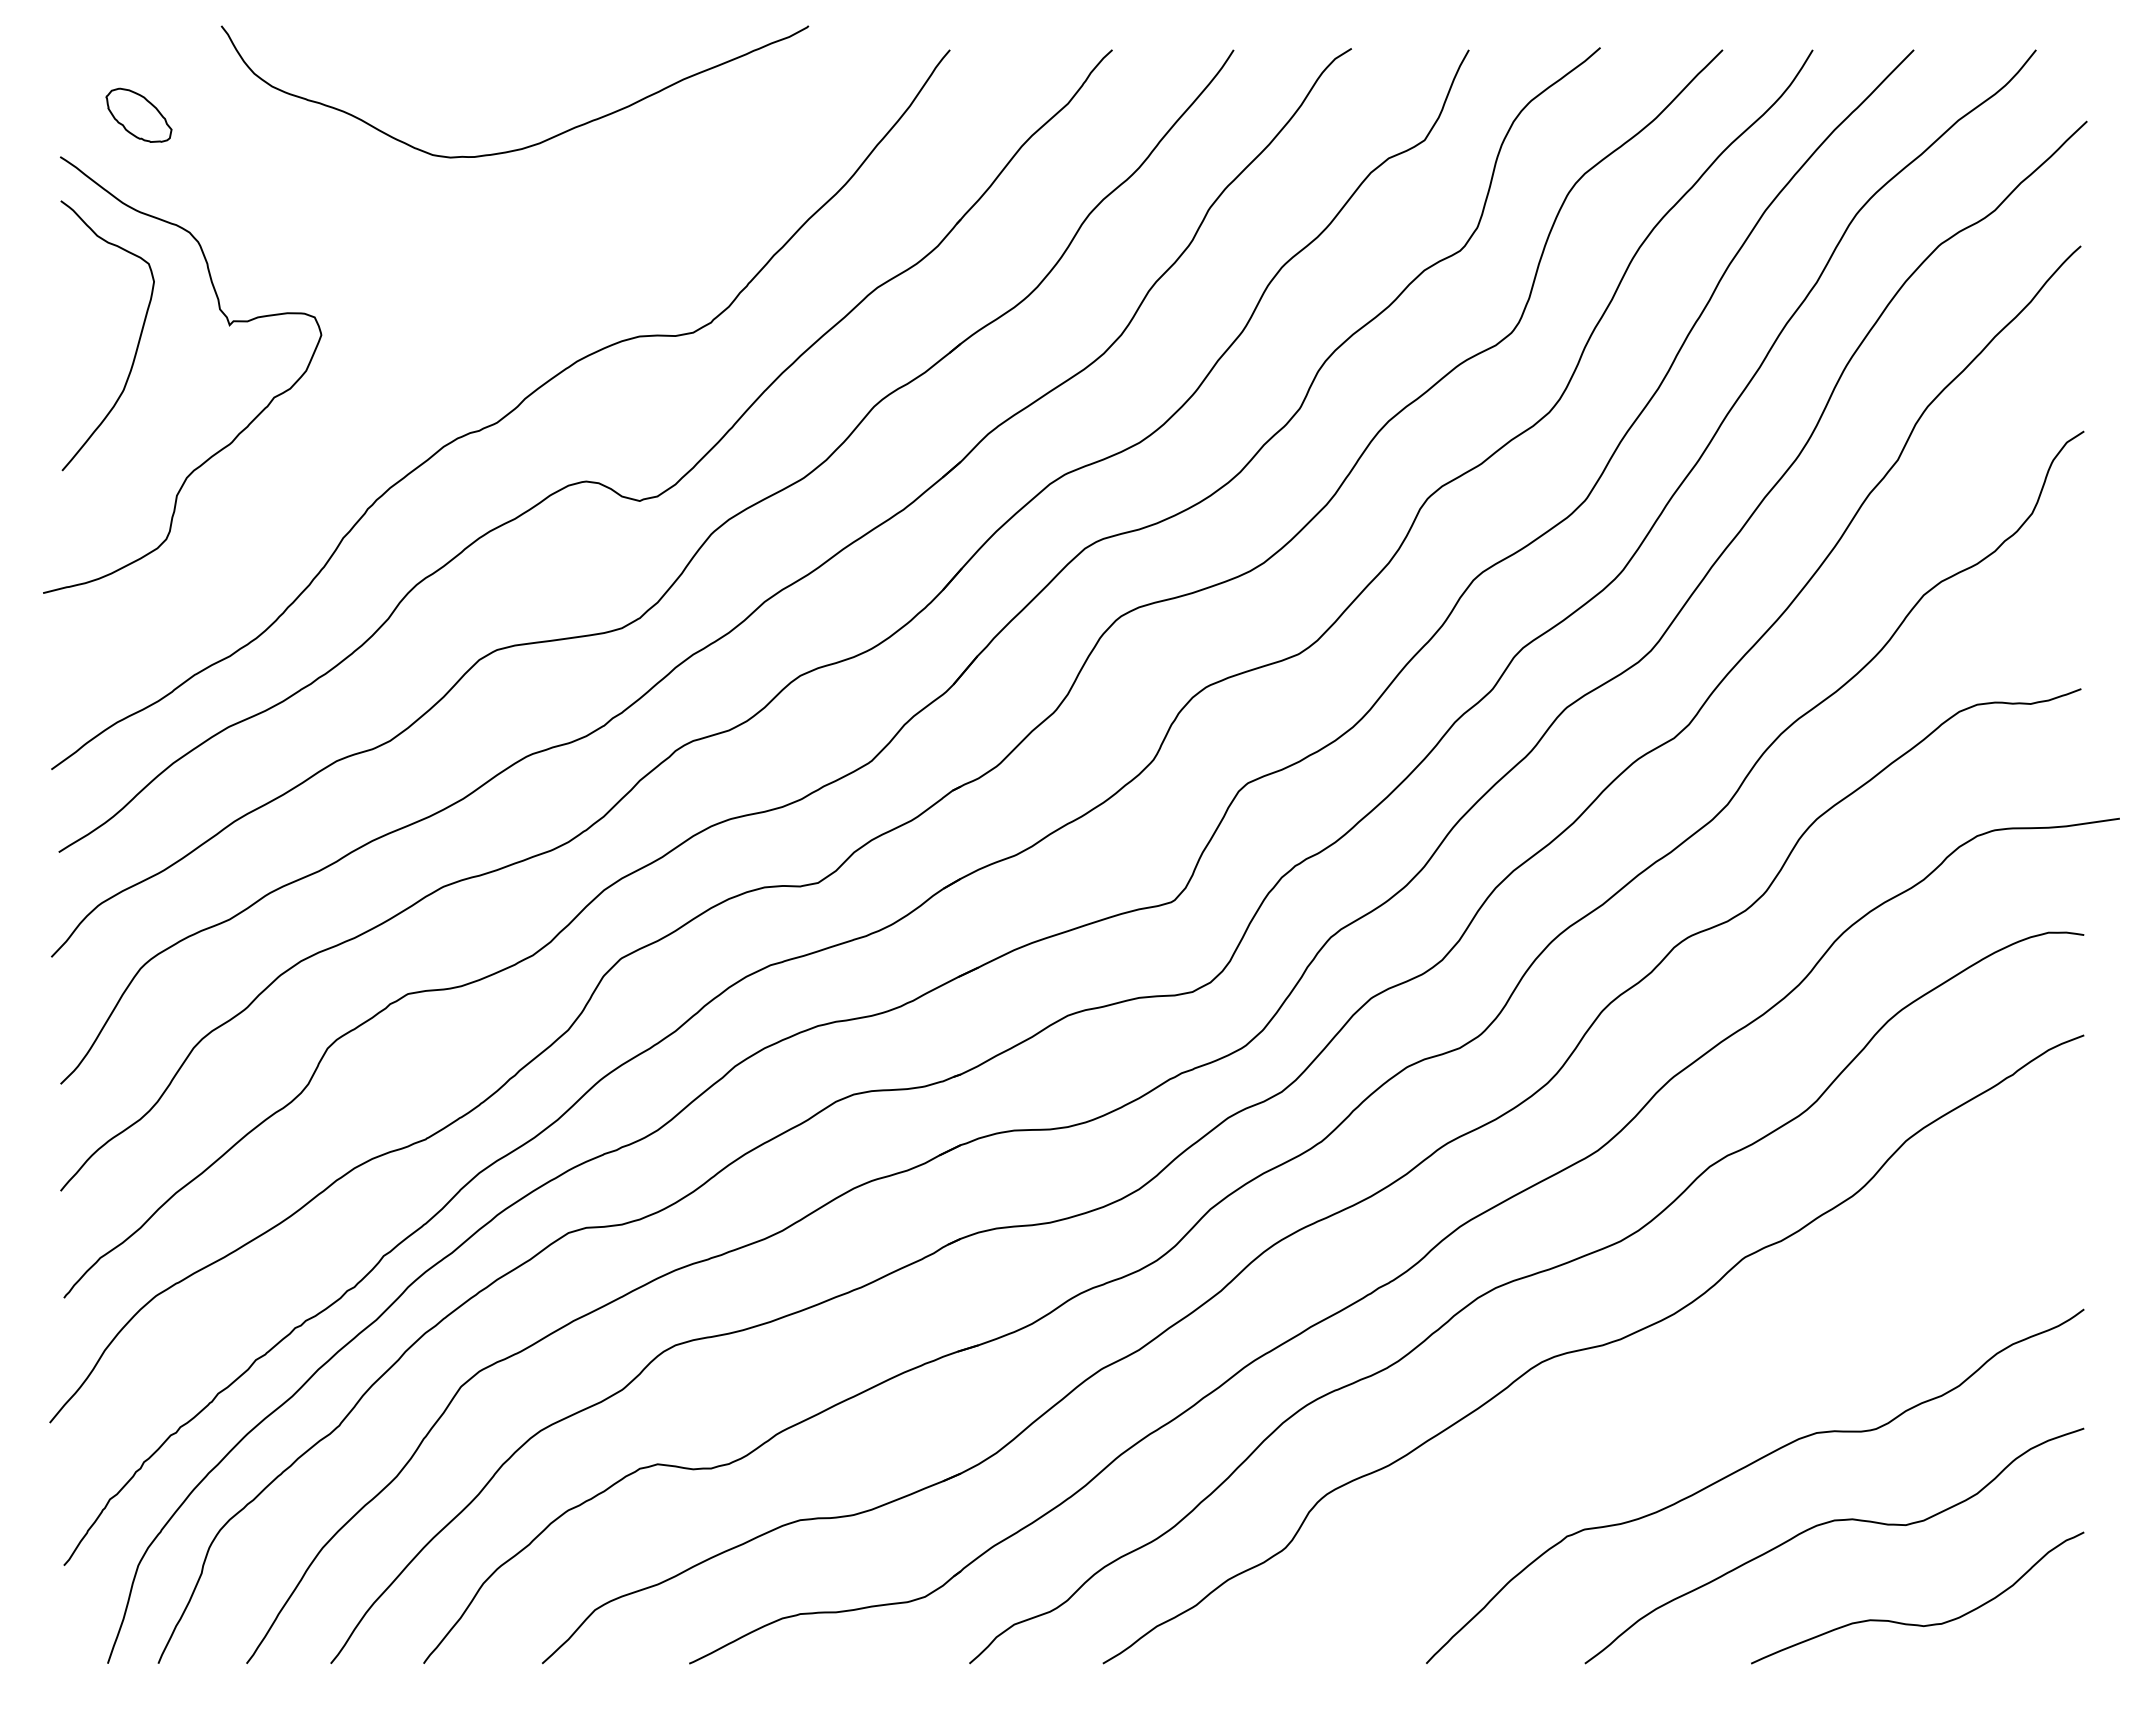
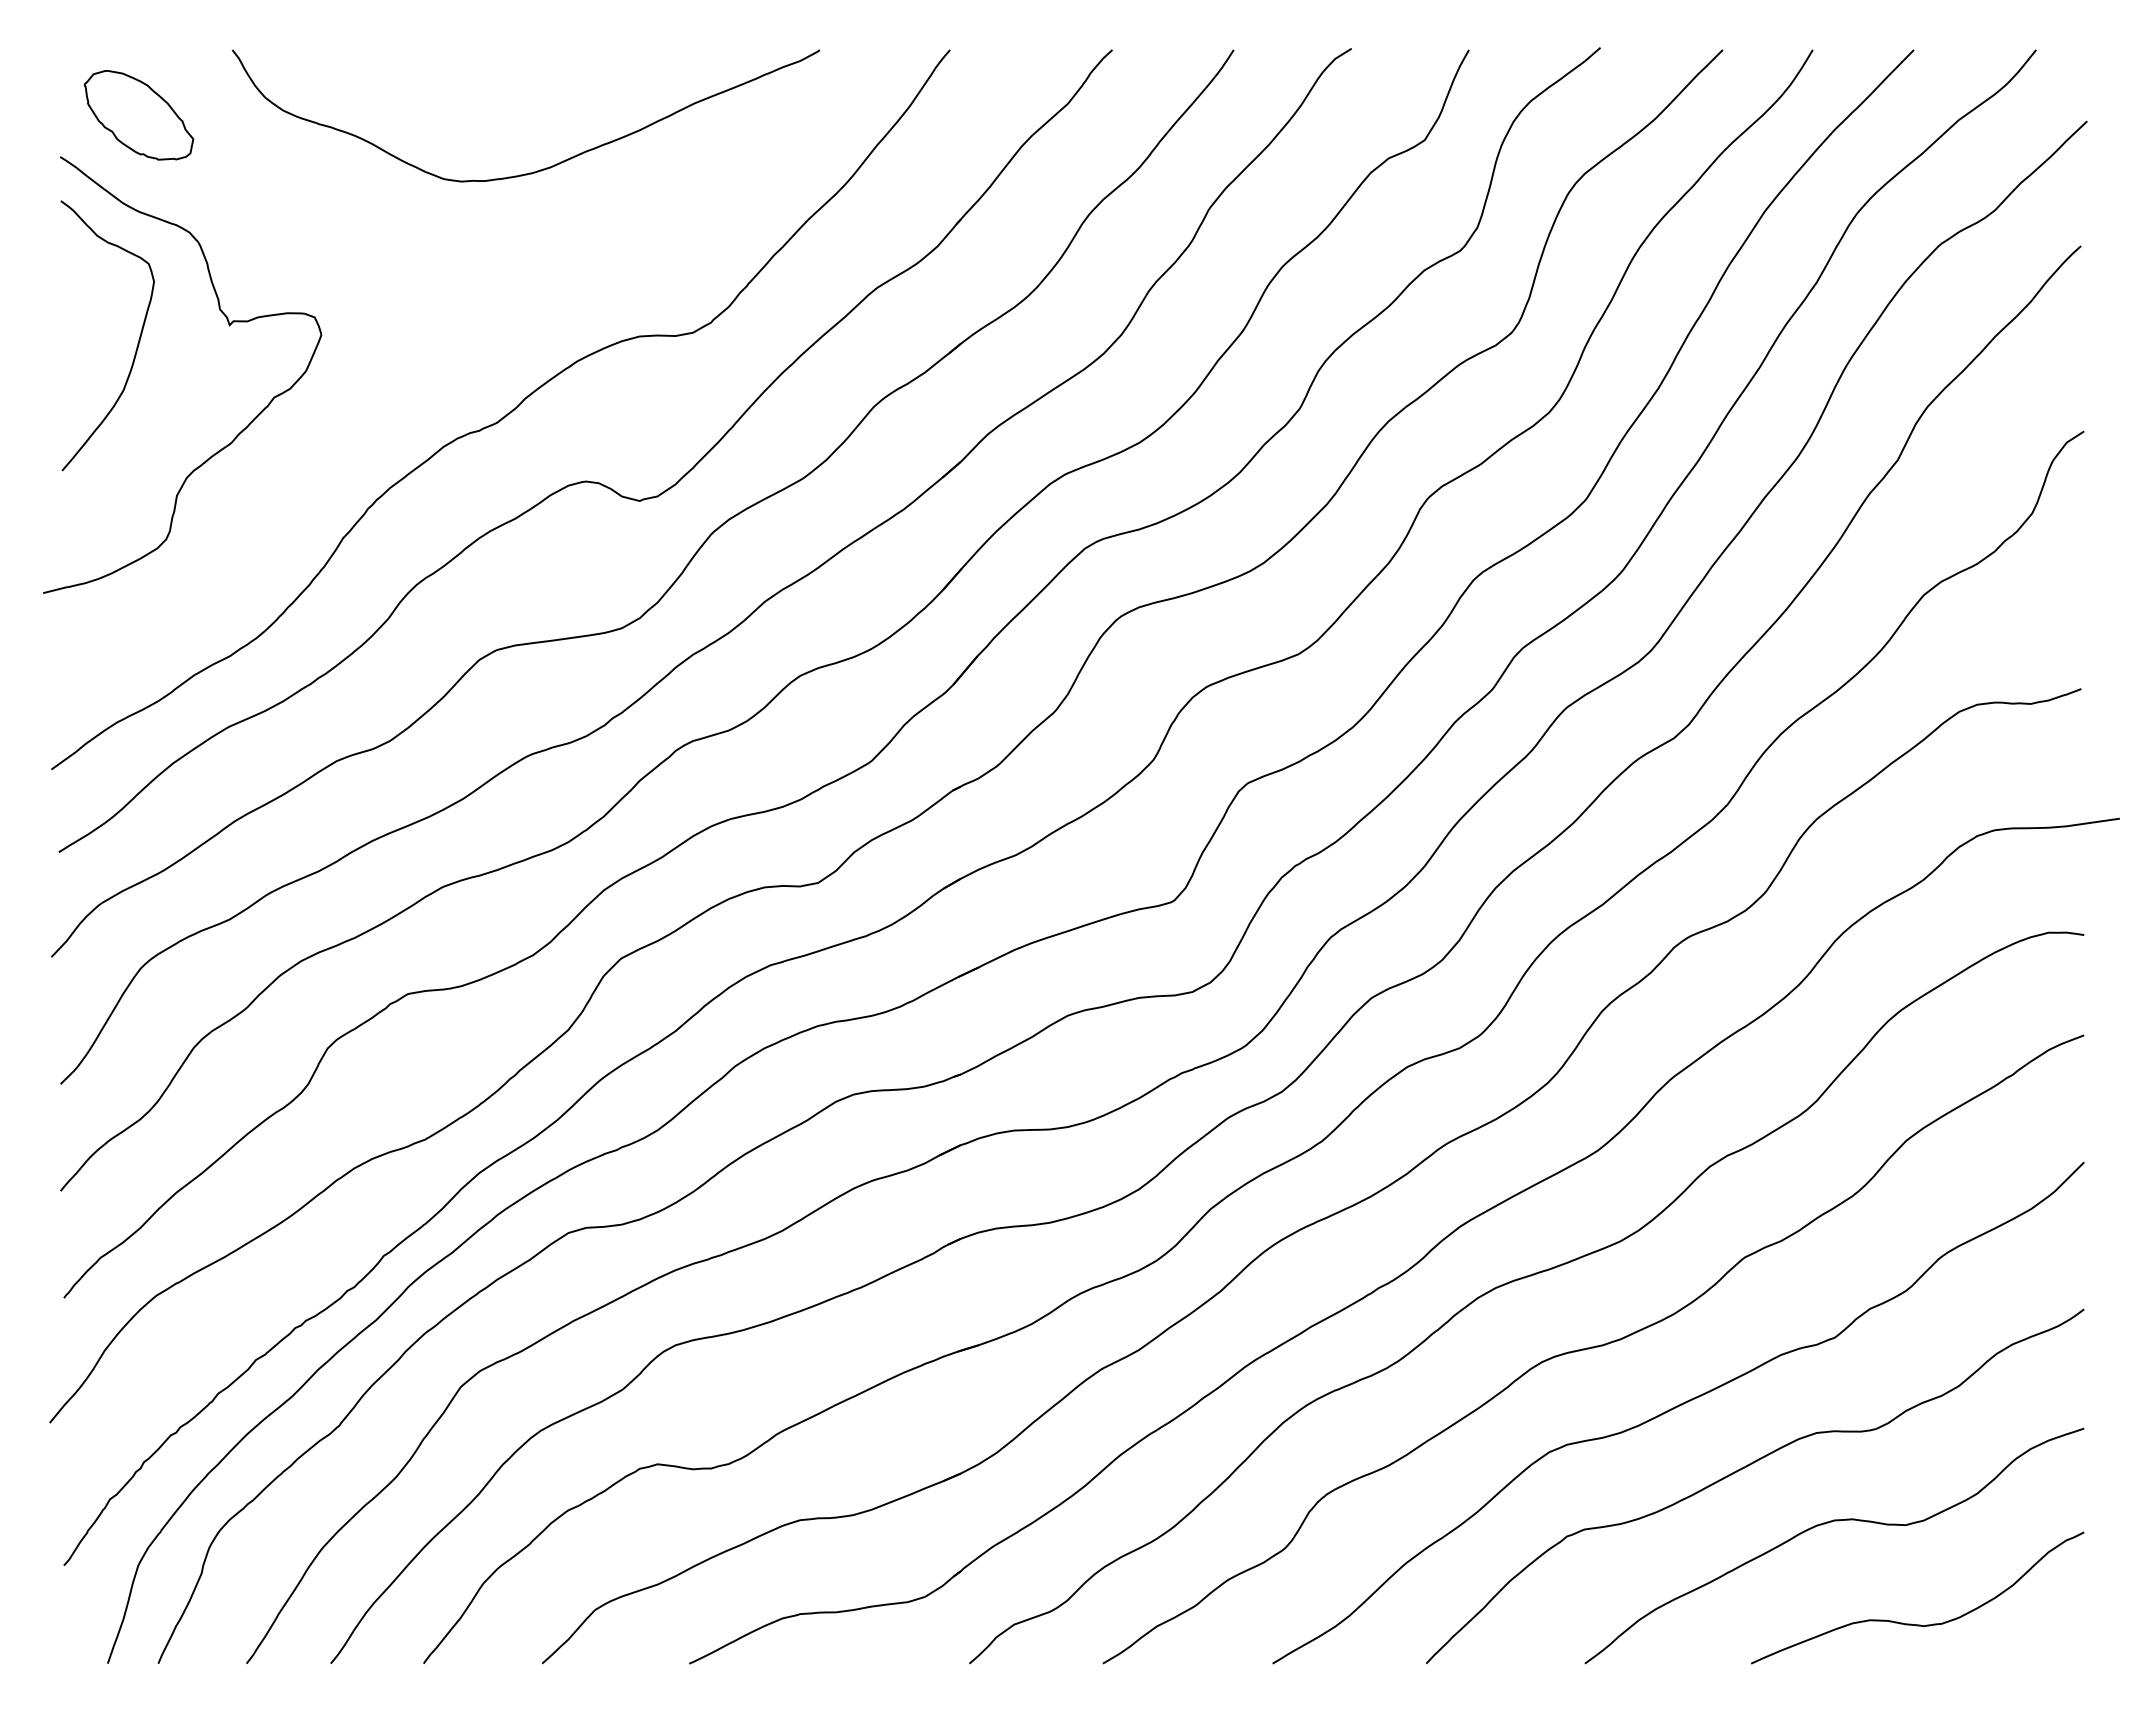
part size: 68x56 px -> 112x91 px (138, 115)
curve position: (532, 144) -> (543, 168) (543, 168)
curve: none -> present (1675, 1408)
